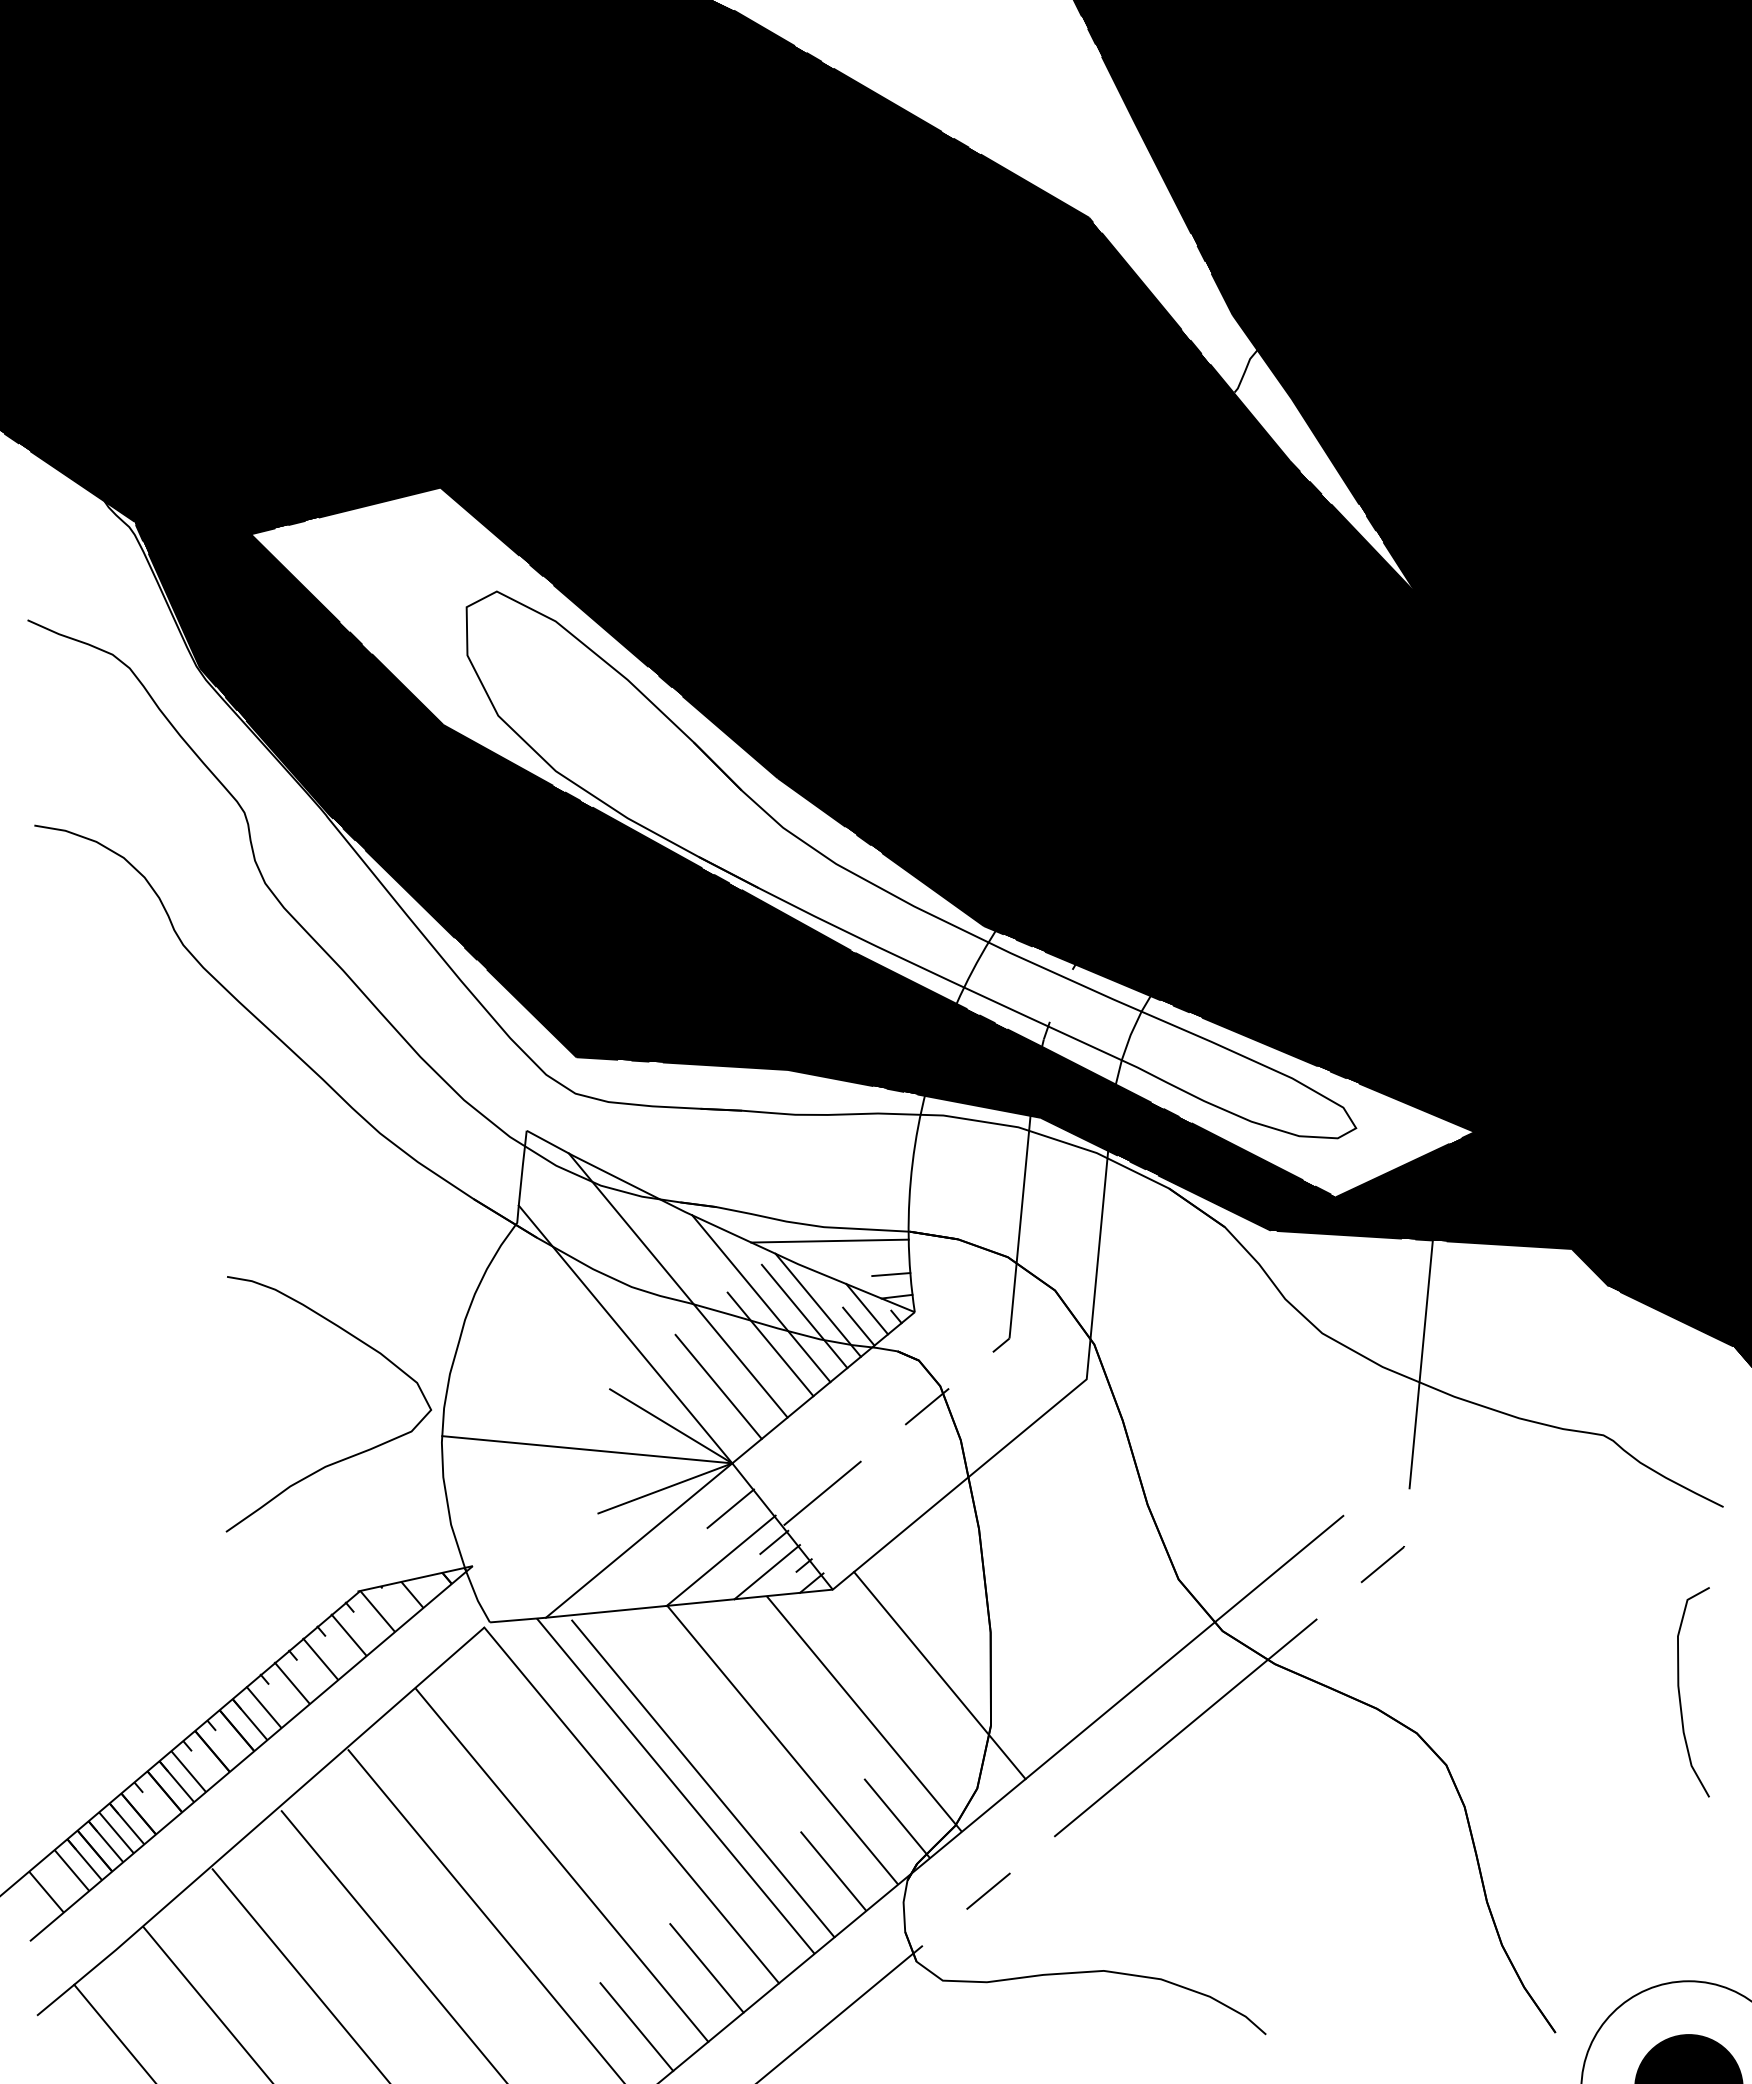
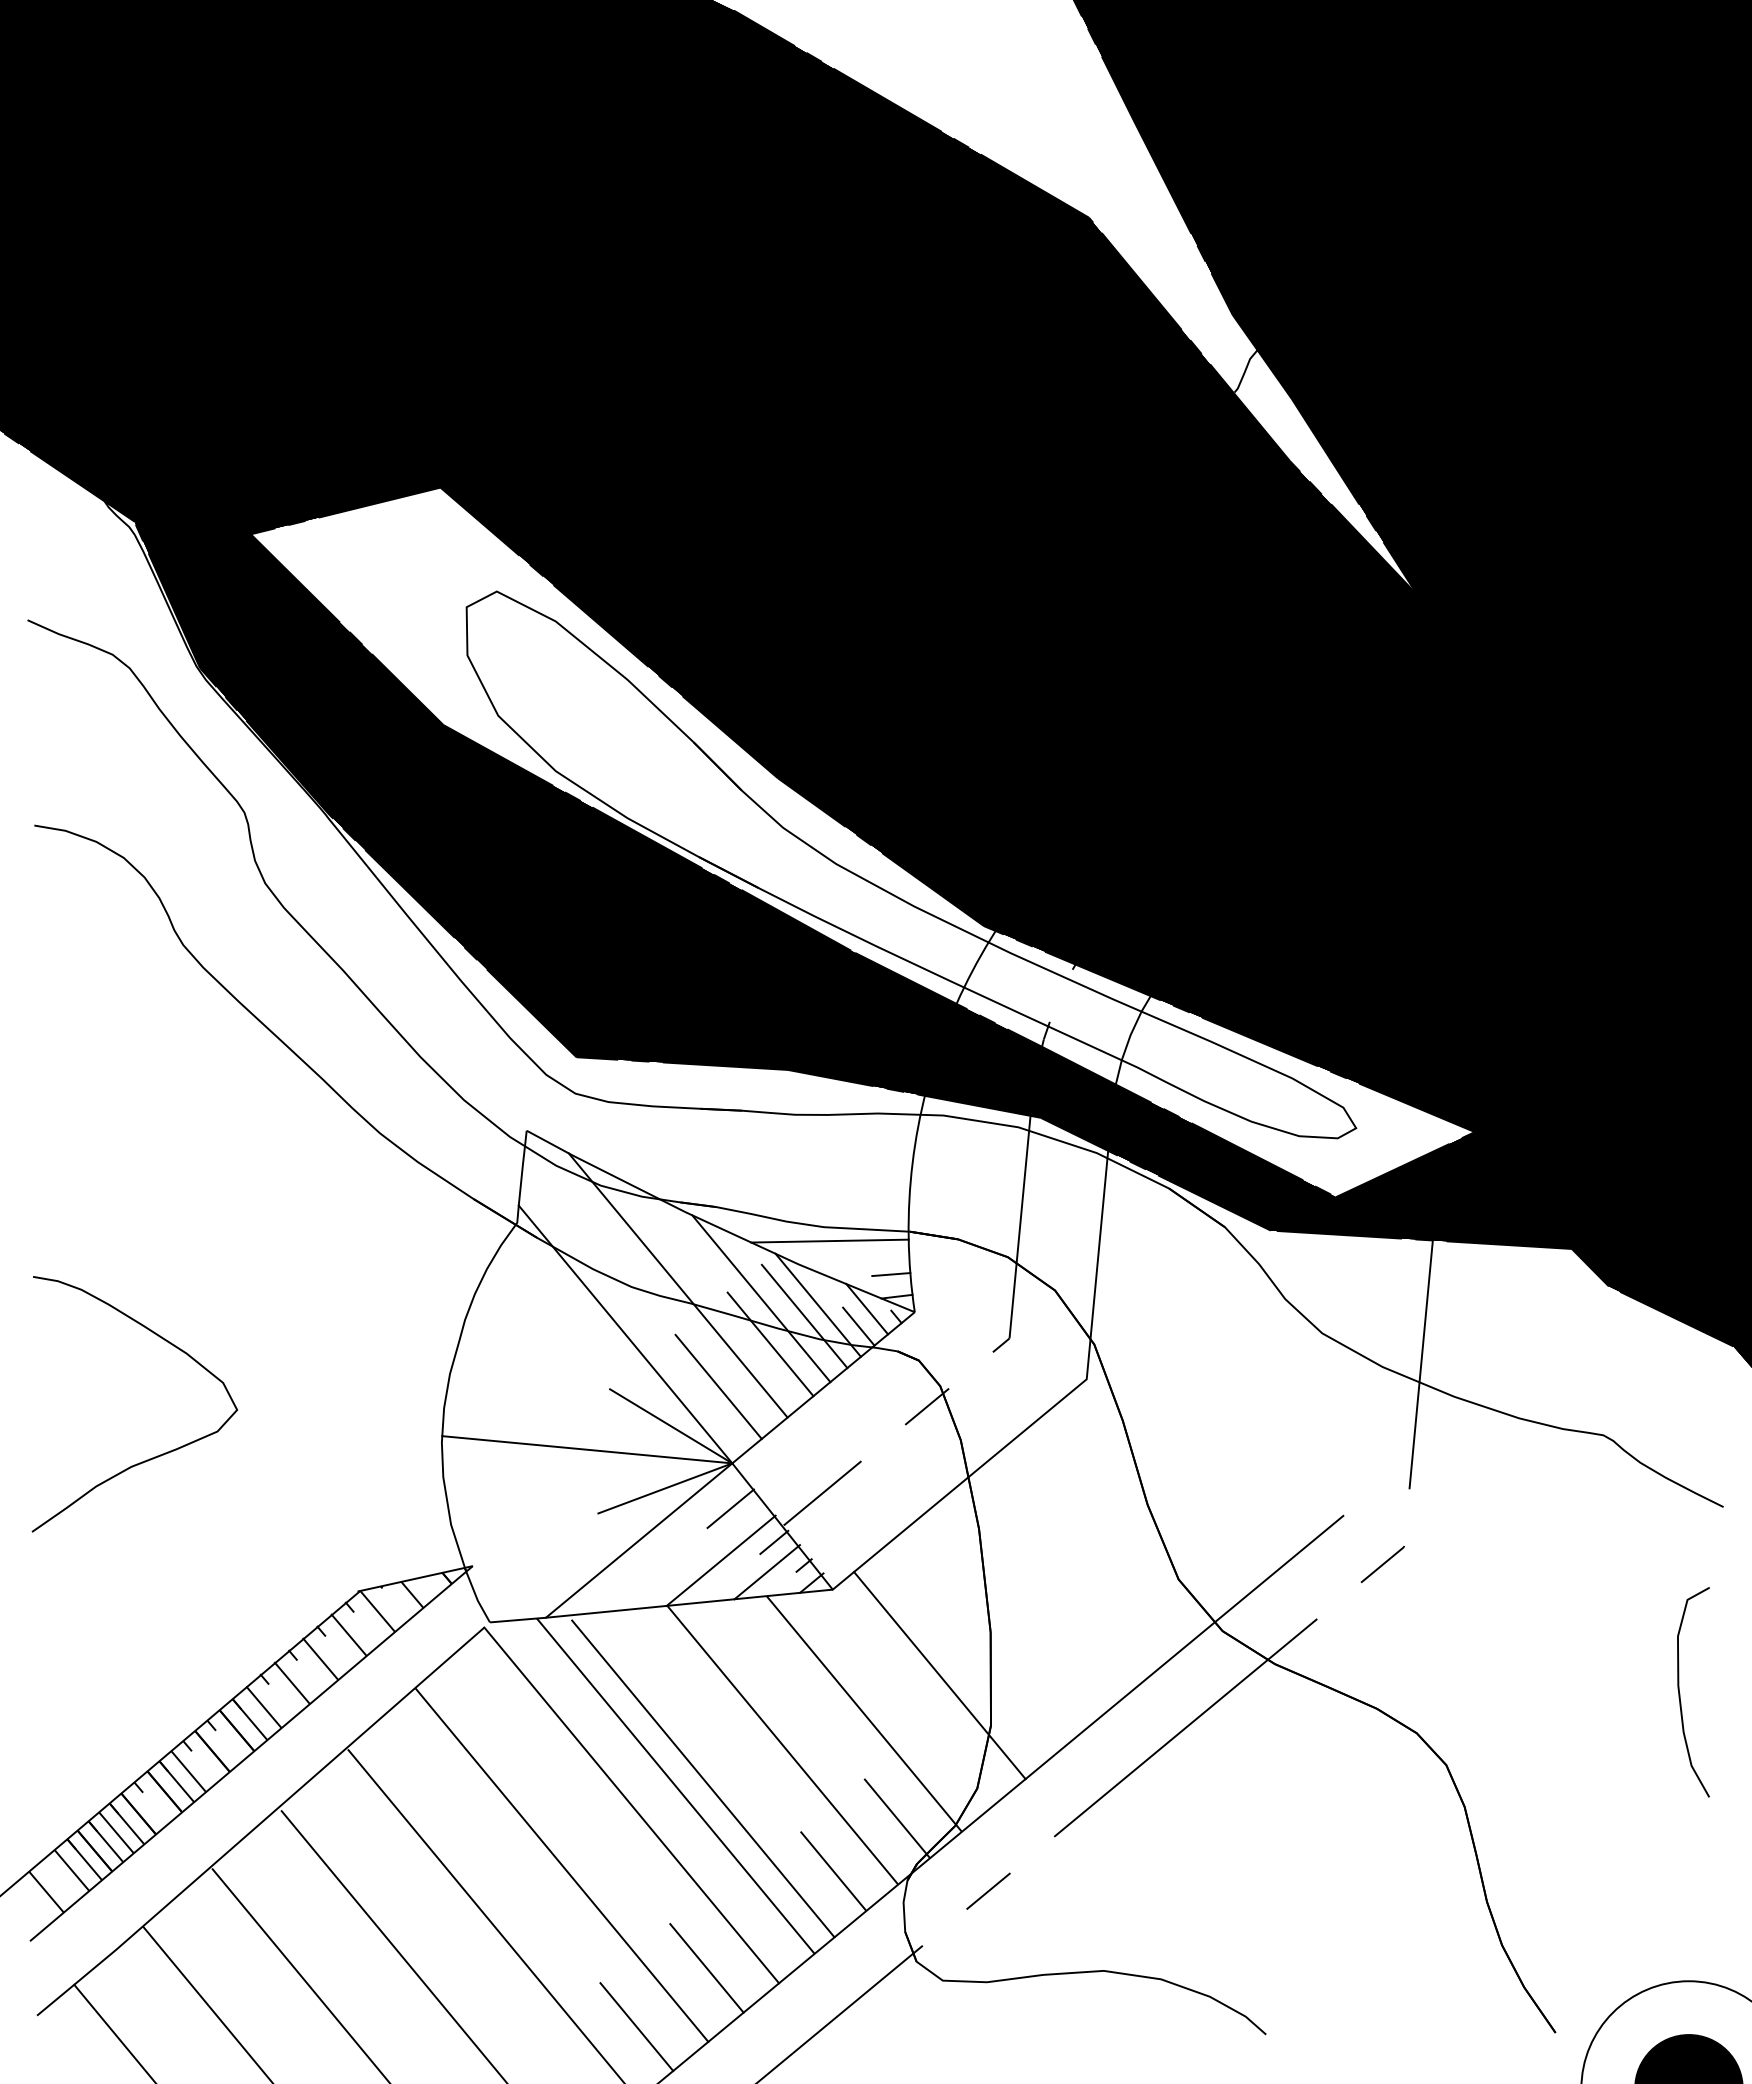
curve position: (348, 1456) -> (154, 1456) (154, 1456)
